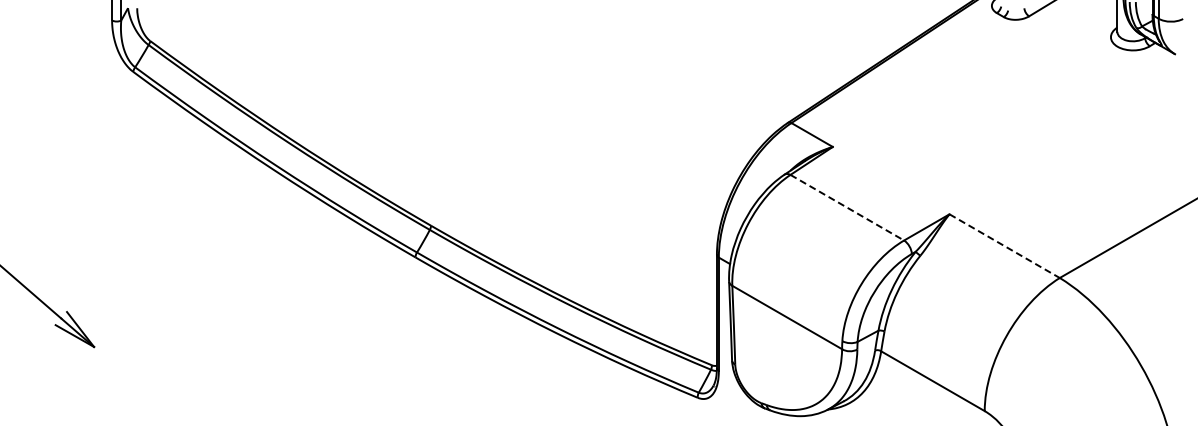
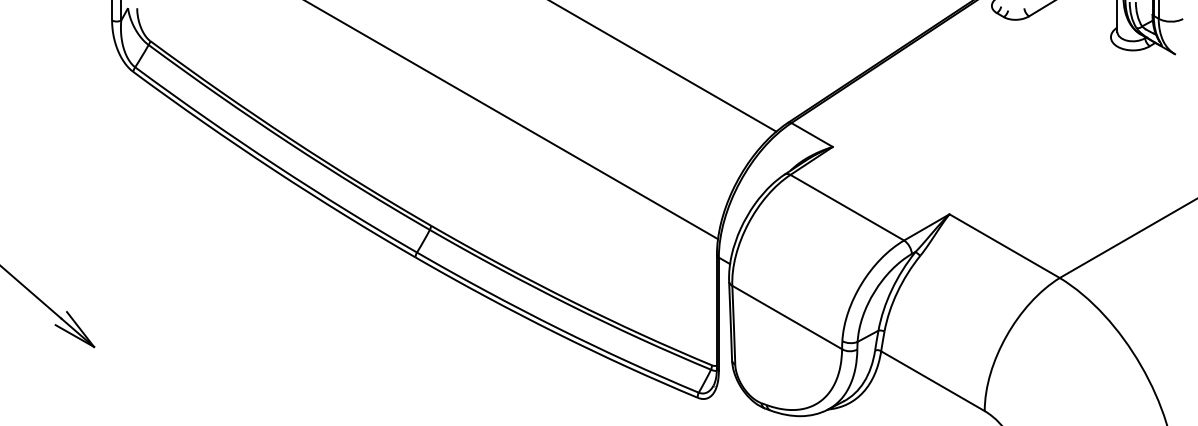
line: none -> present (664, 66)
line: none -> present (512, 120)
line: dashed -> solid (847, 207)
line: dashed -> solid (1004, 246)
